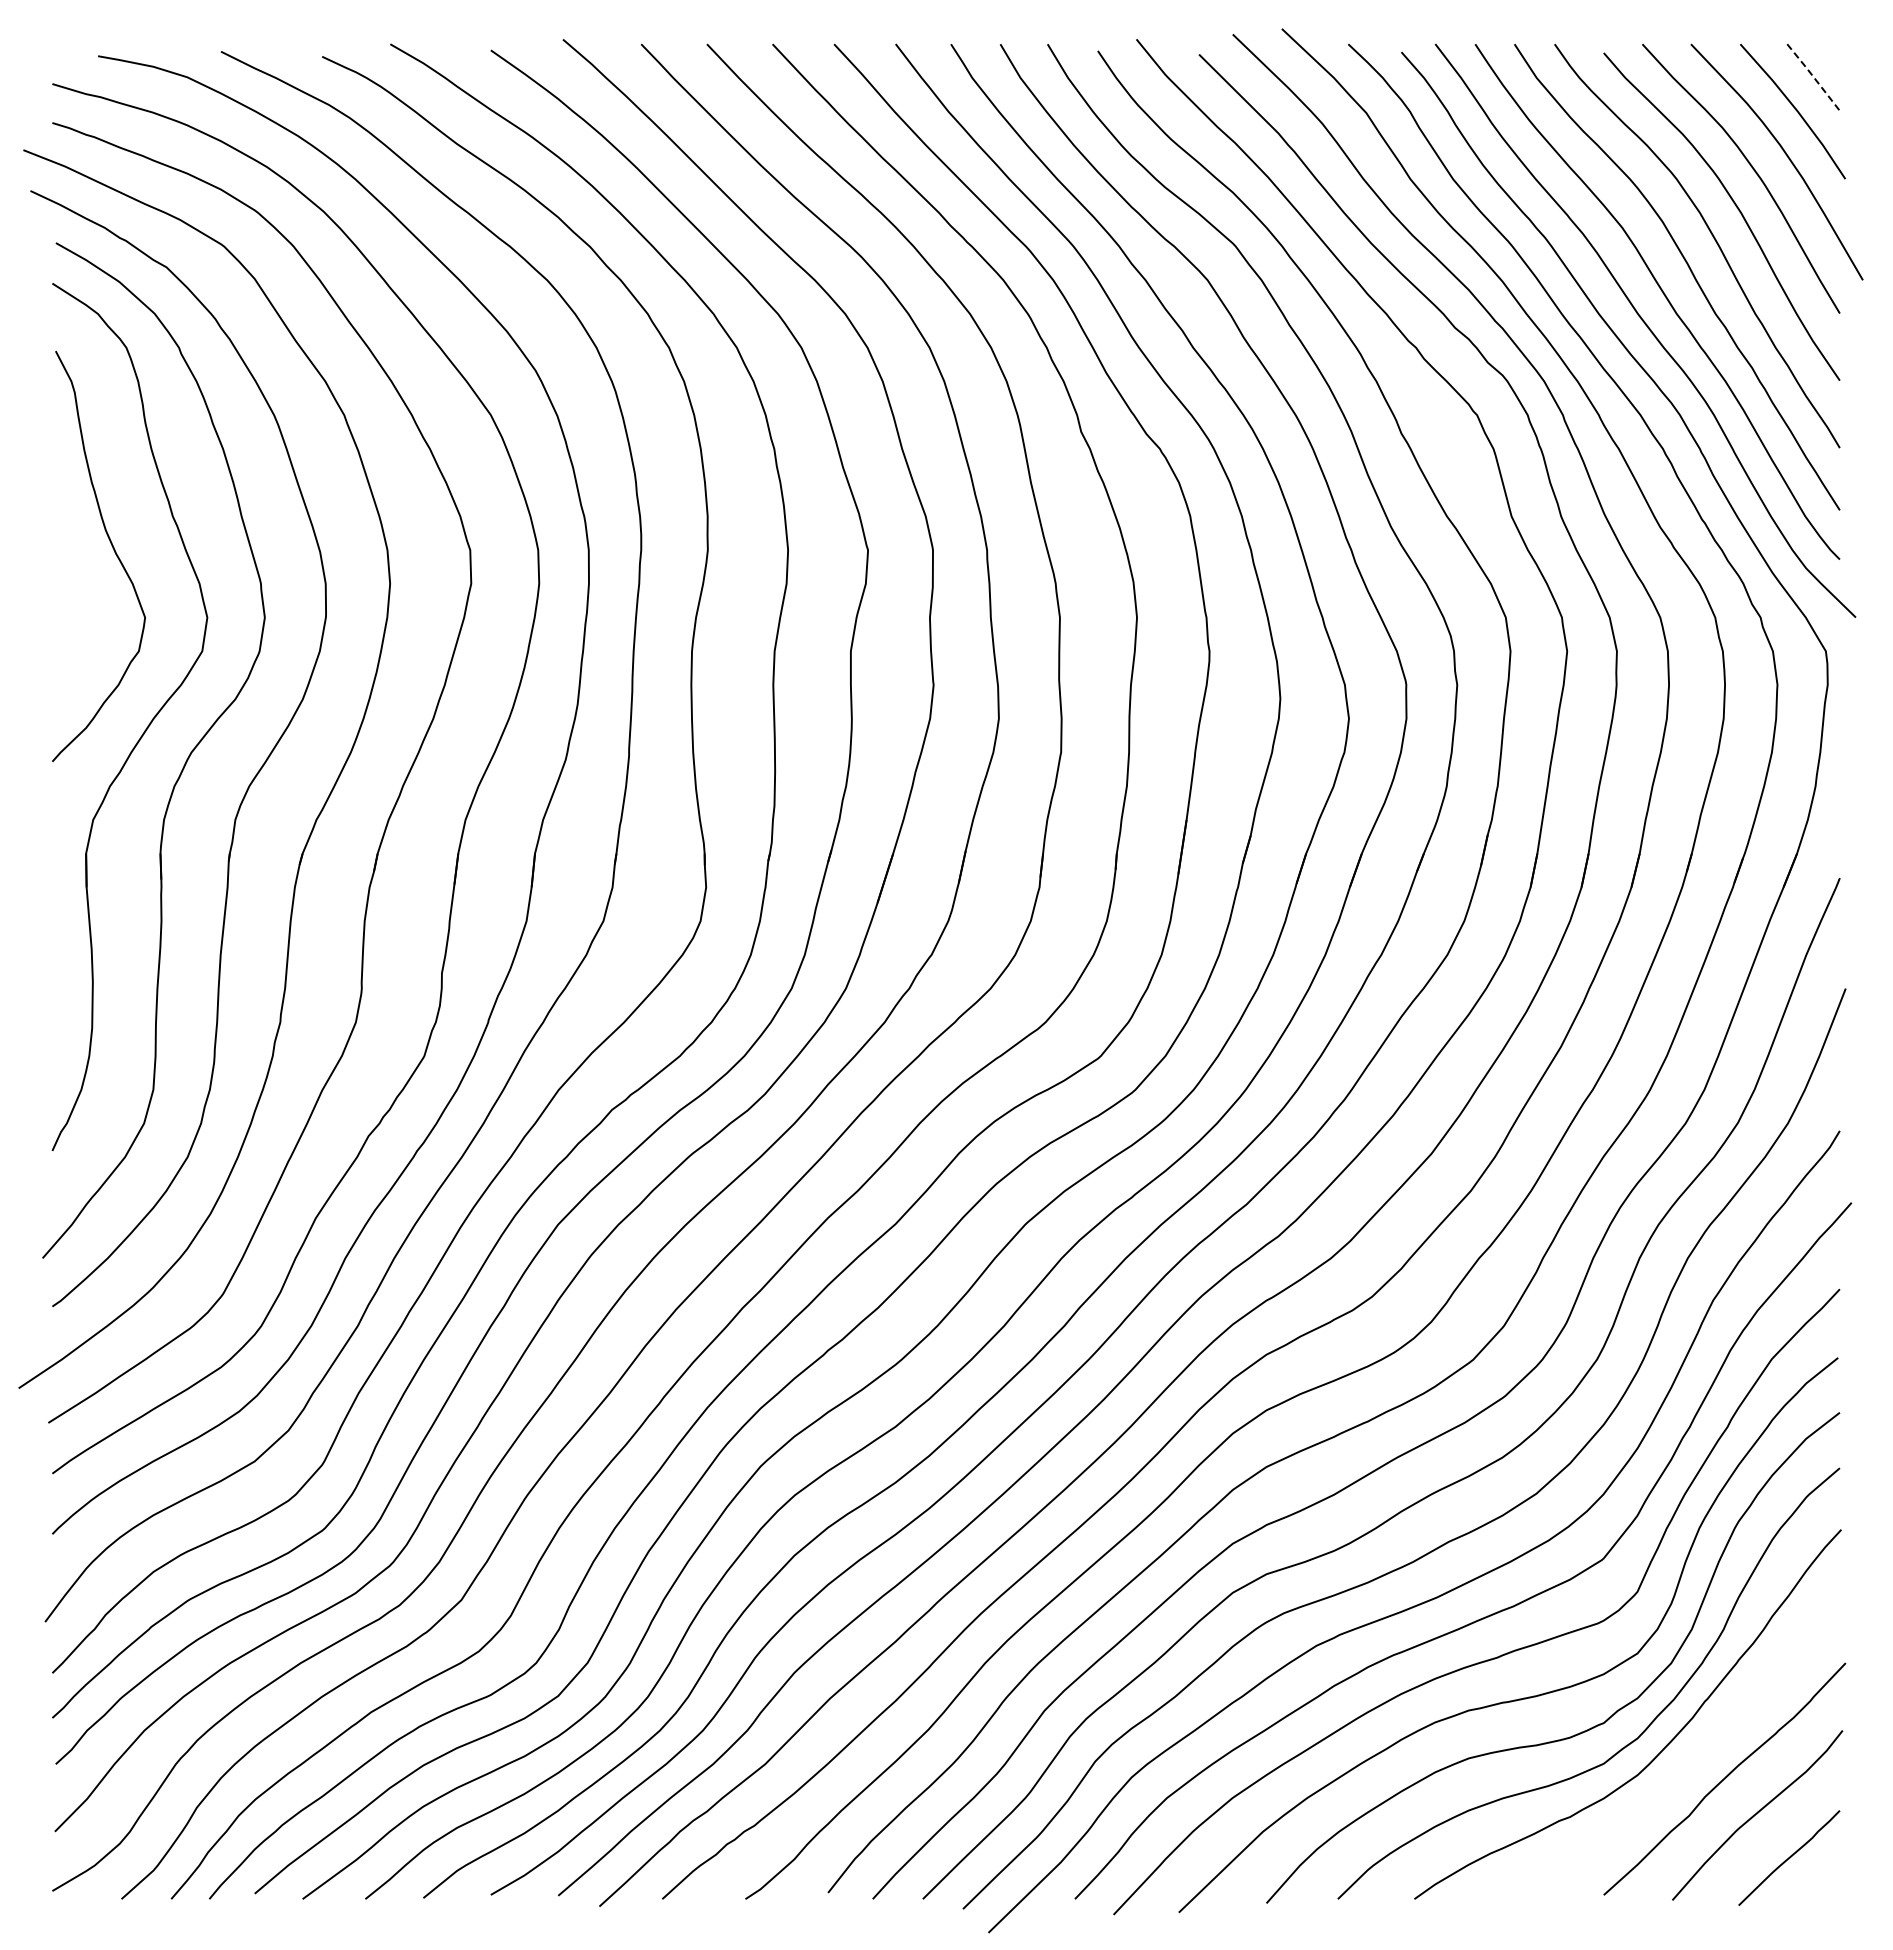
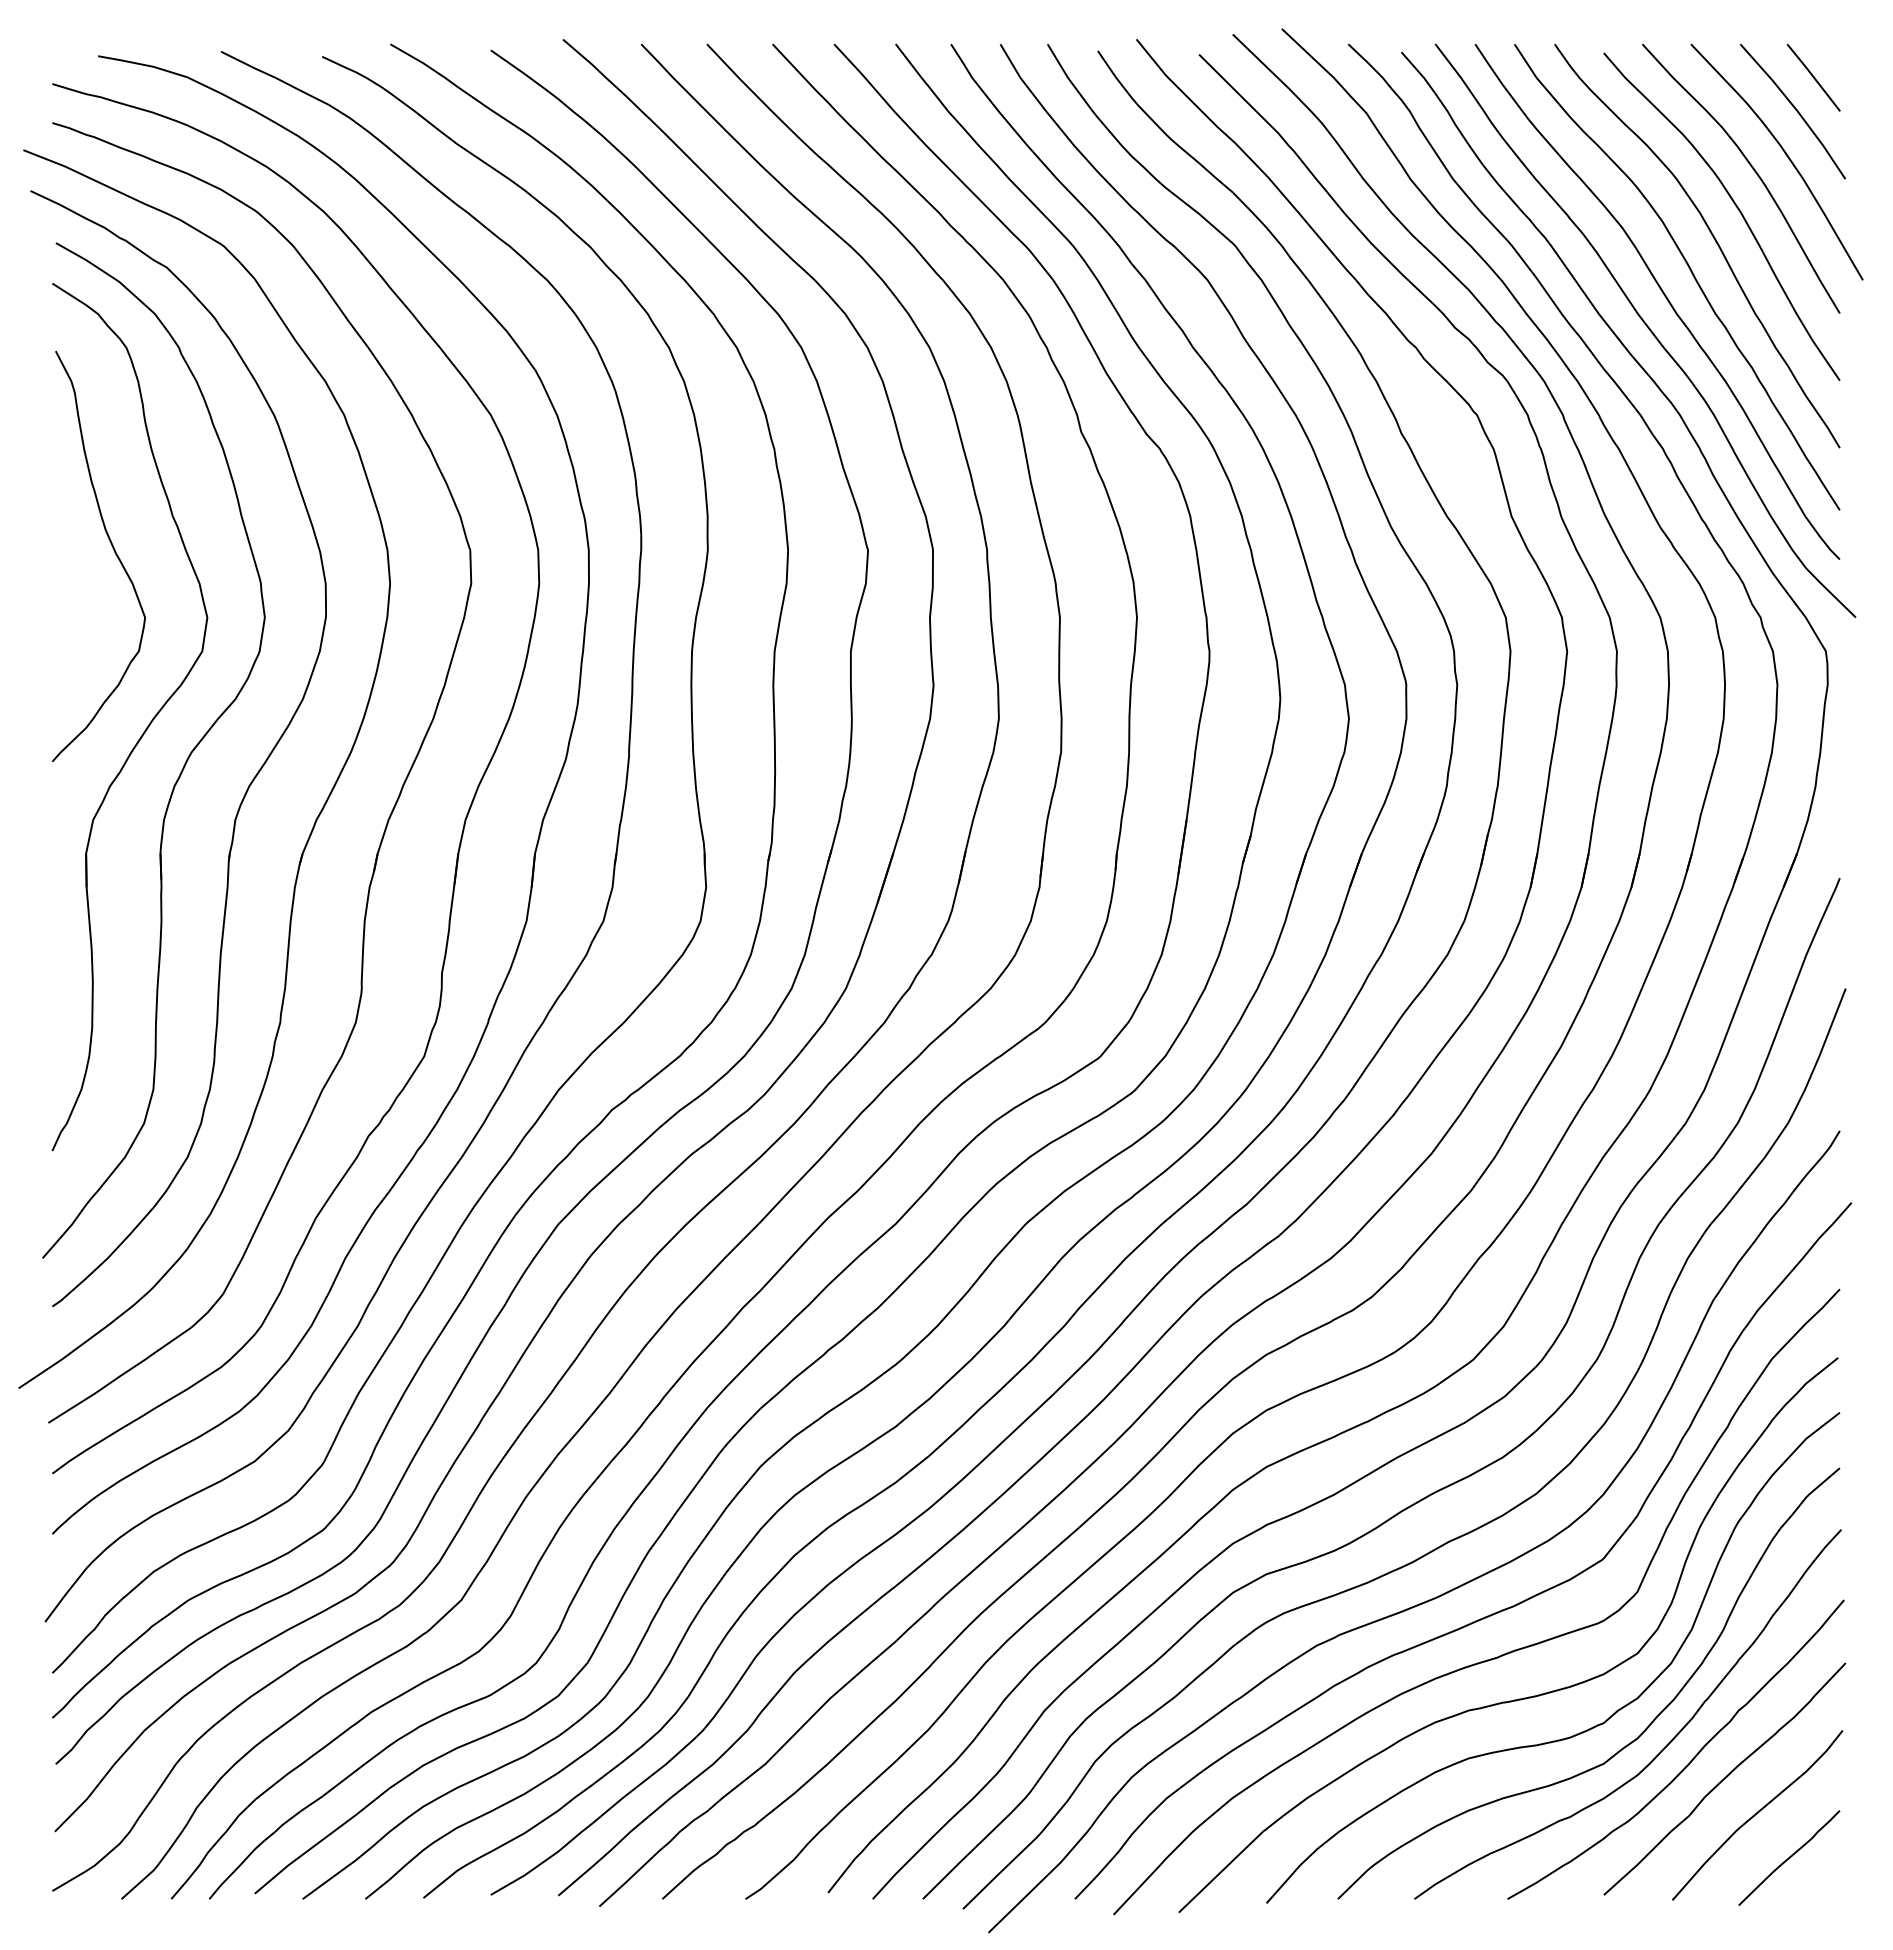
line: dashed -> solid (1814, 77)
curve: none -> present (1689, 1761)
